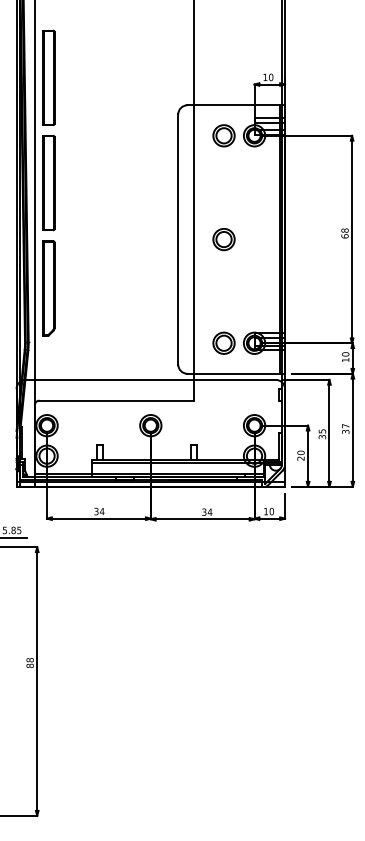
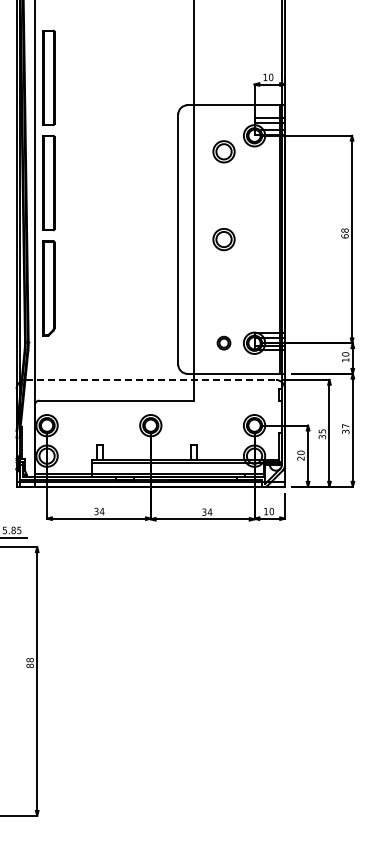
part position: (223, 135) -> (223, 151) (223, 151)
part size: 24x24 px -> 16x16 px (223, 342)
line: solid -> dashed (151, 379)
